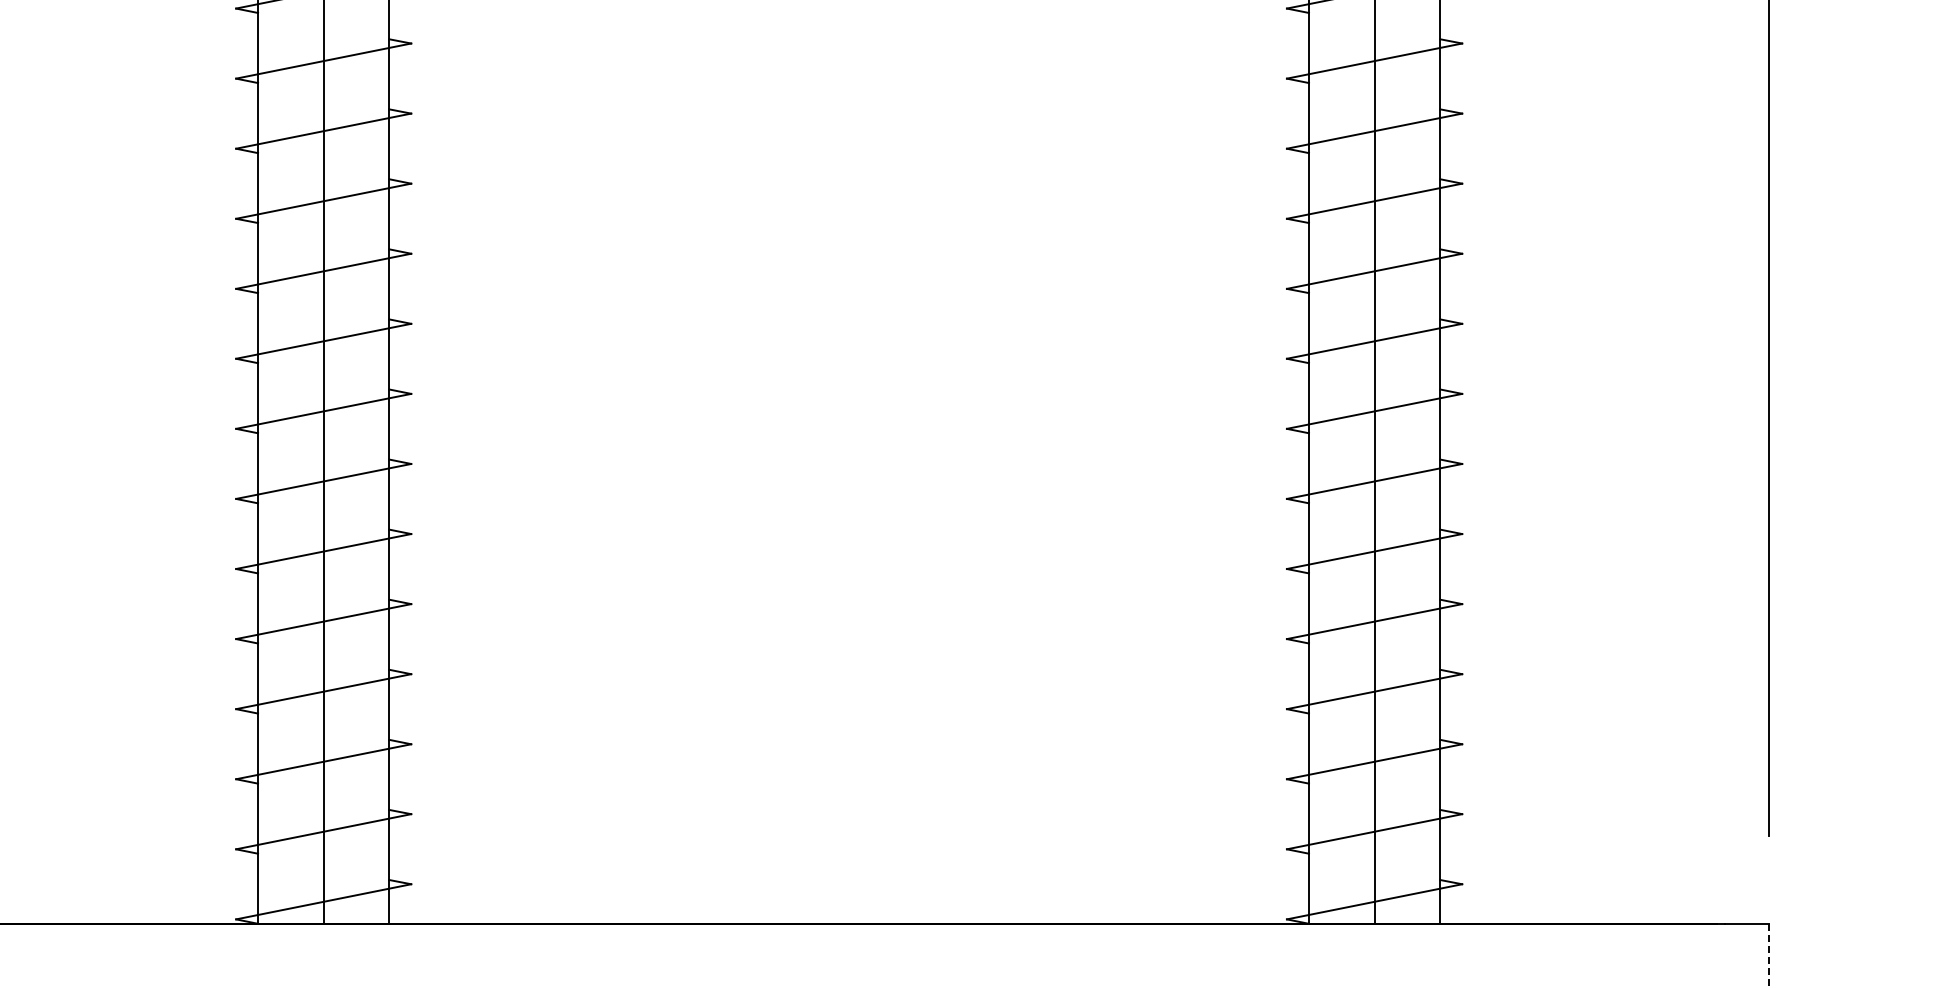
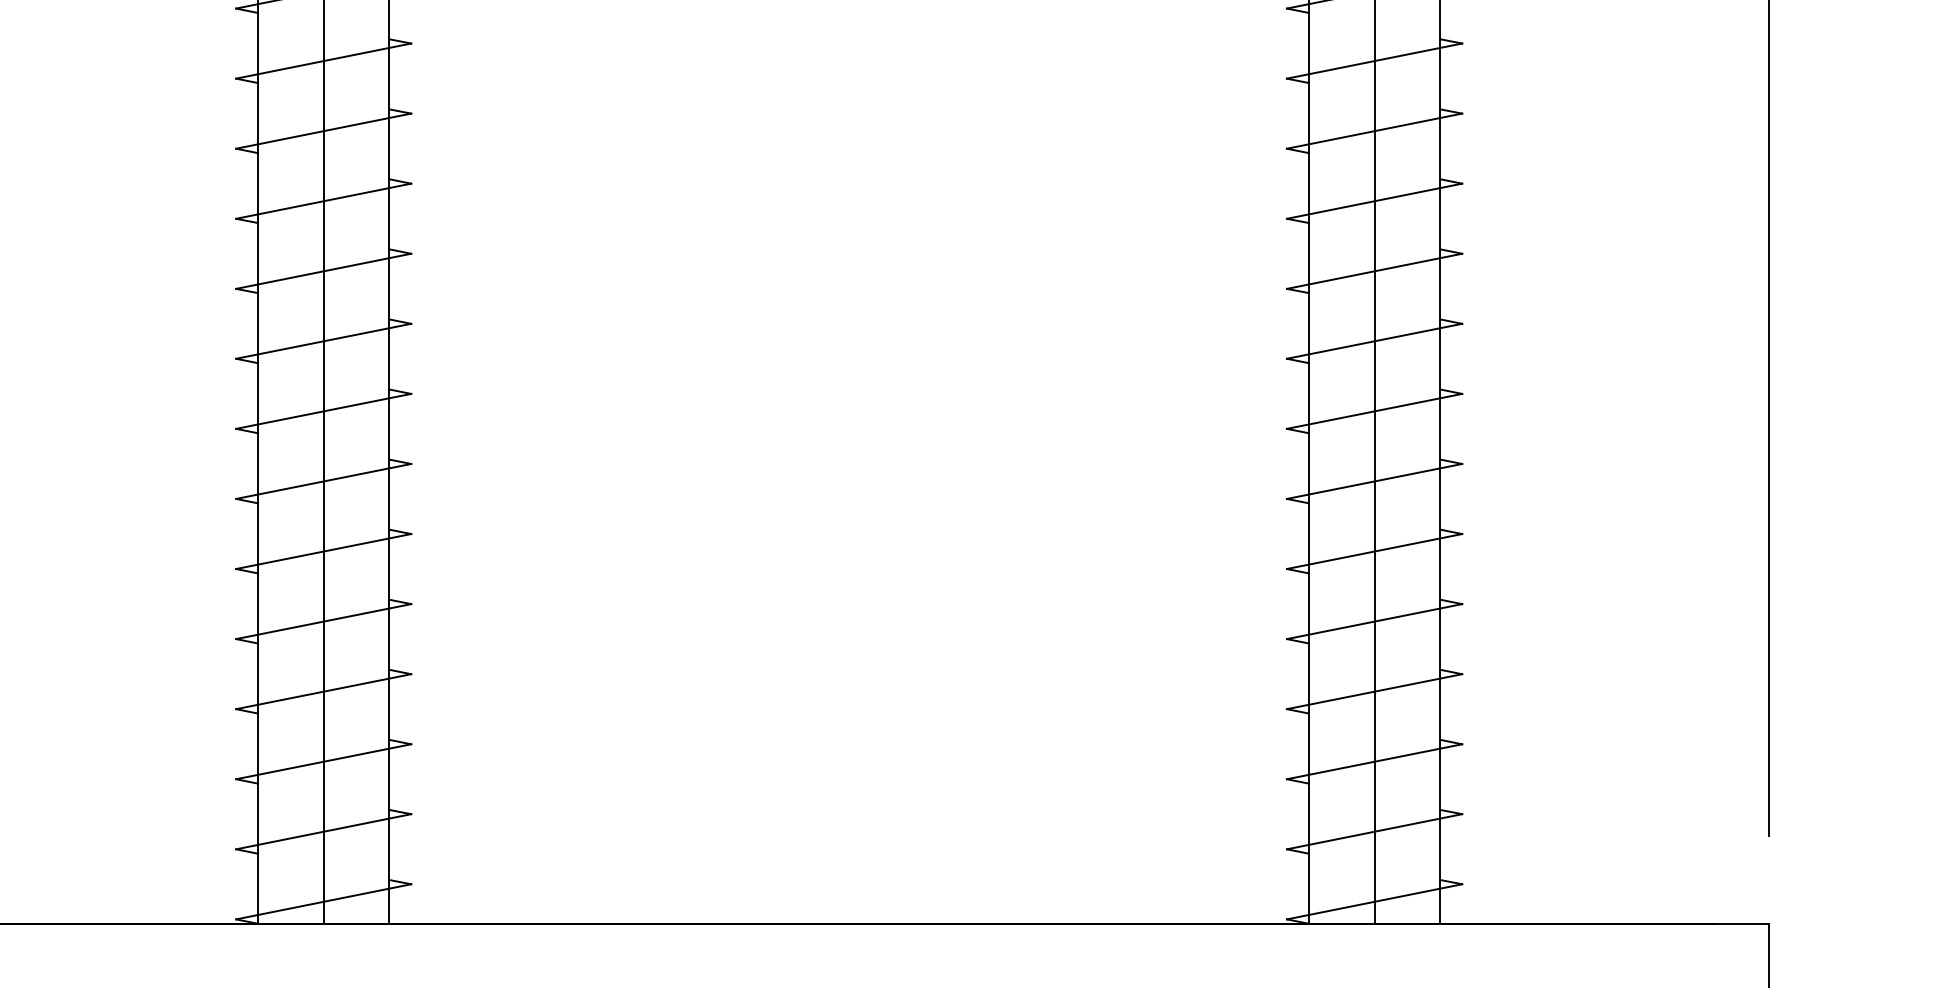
line: dashed -> solid (1768, 955)
